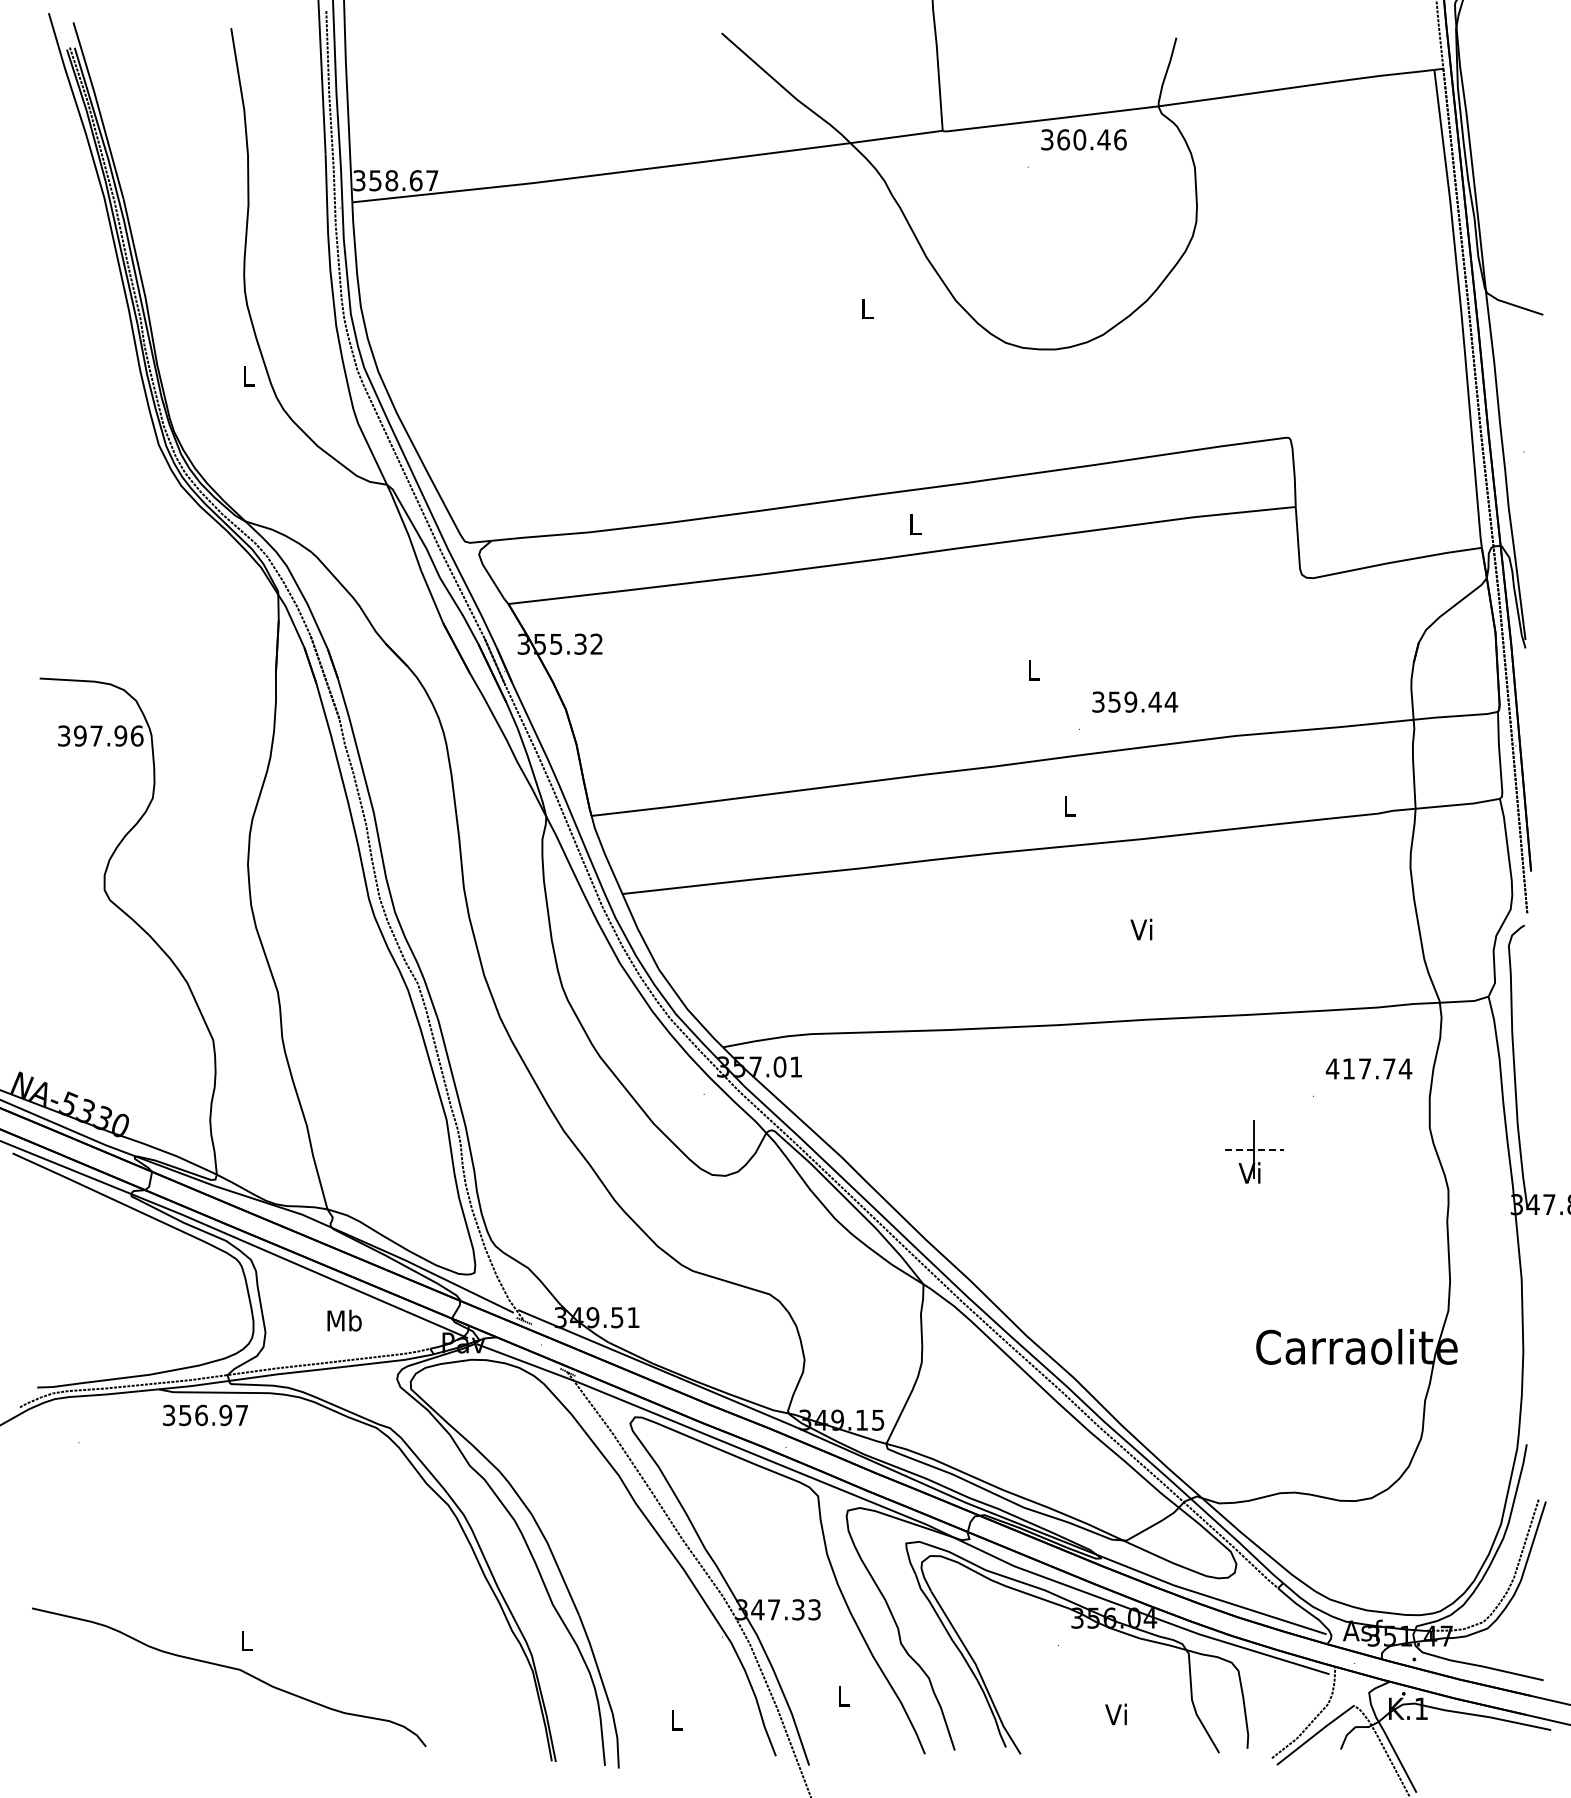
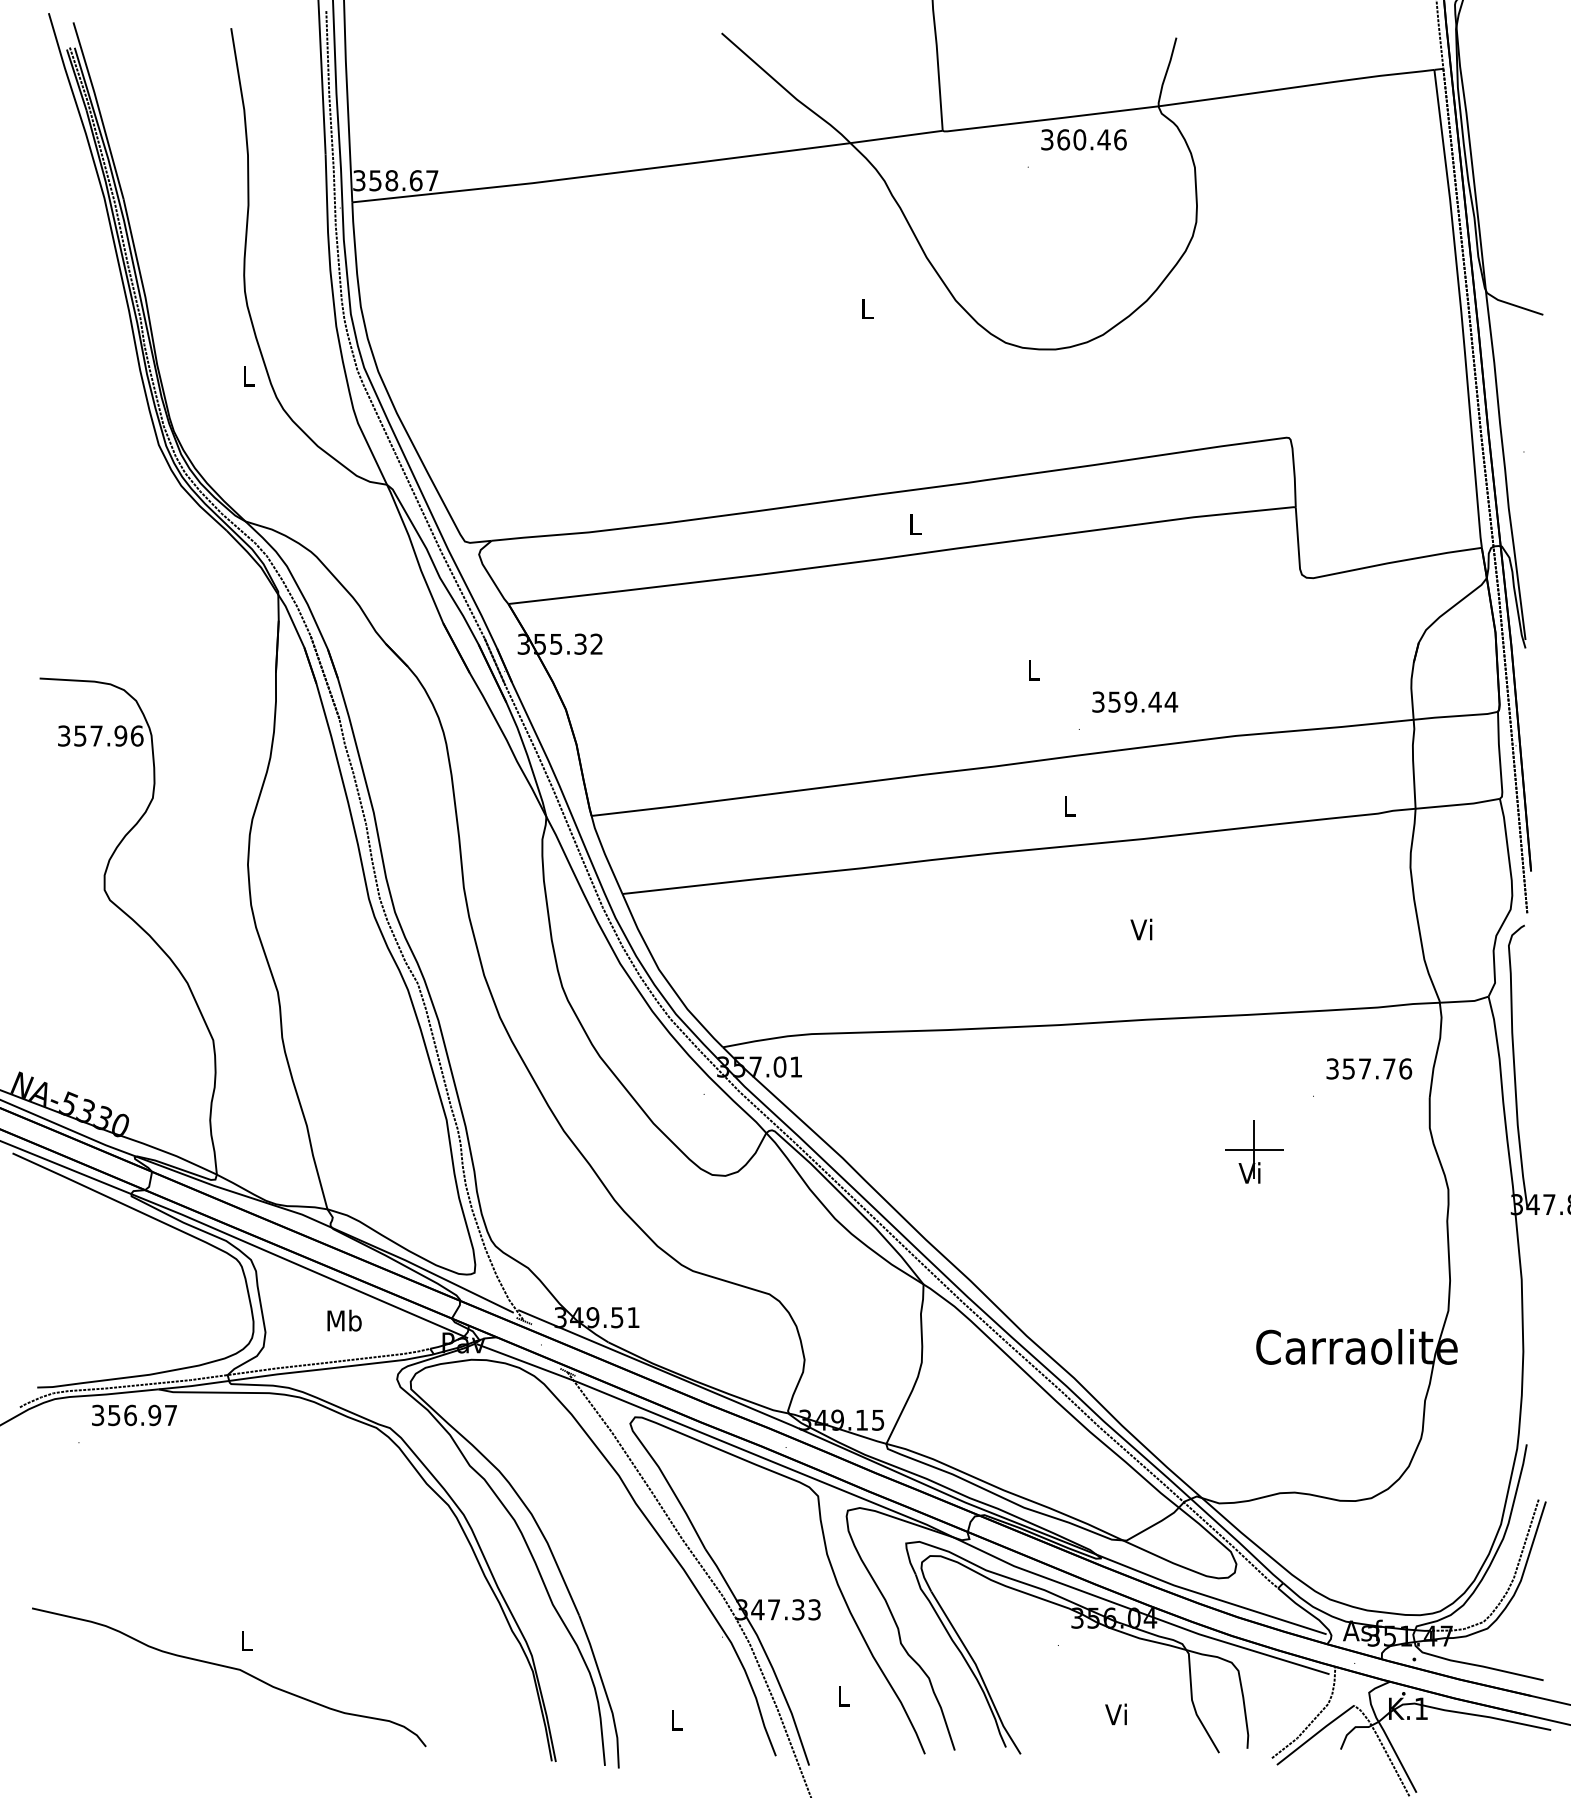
text: 397.96 -> 357.96 (80, 735)
text: 417.74 -> 357.76 (1368, 1068)
line: dashed -> solid (1254, 1149)
text position: (205, 1415) -> (134, 1415) (134, 1415)
